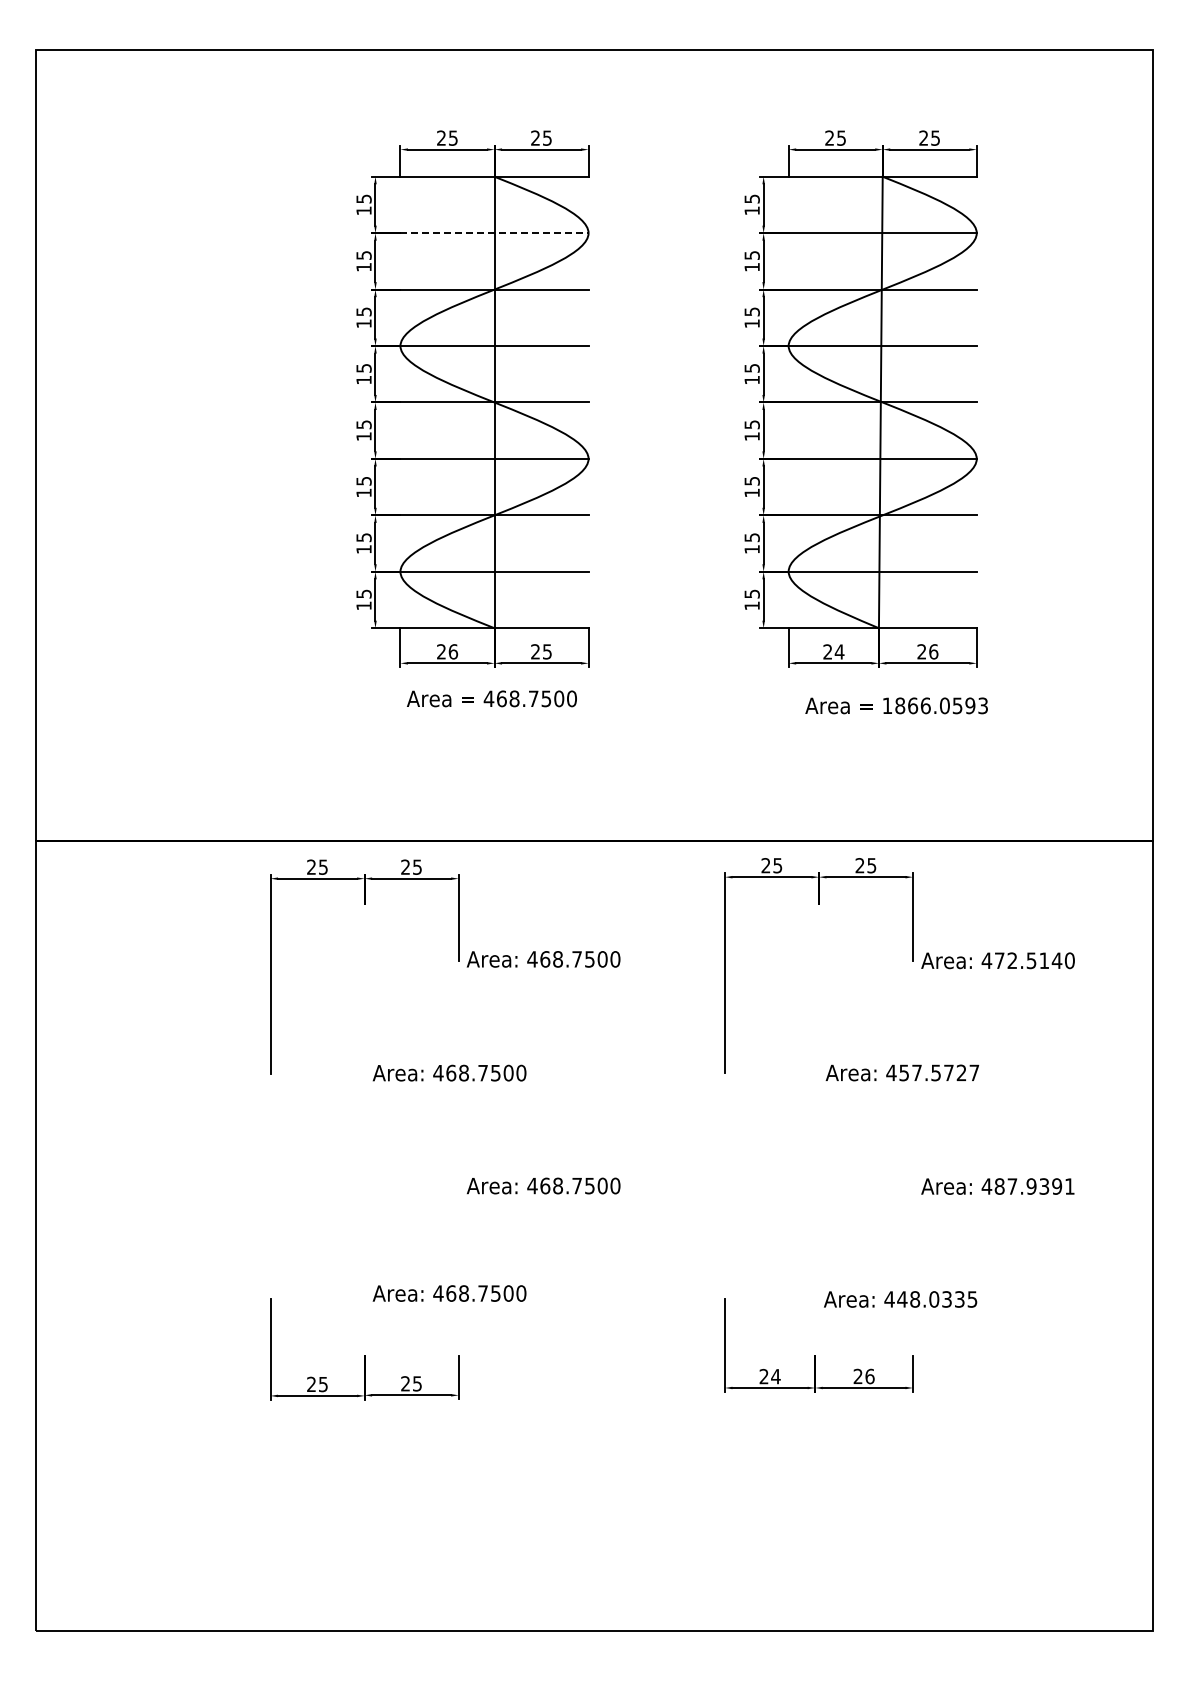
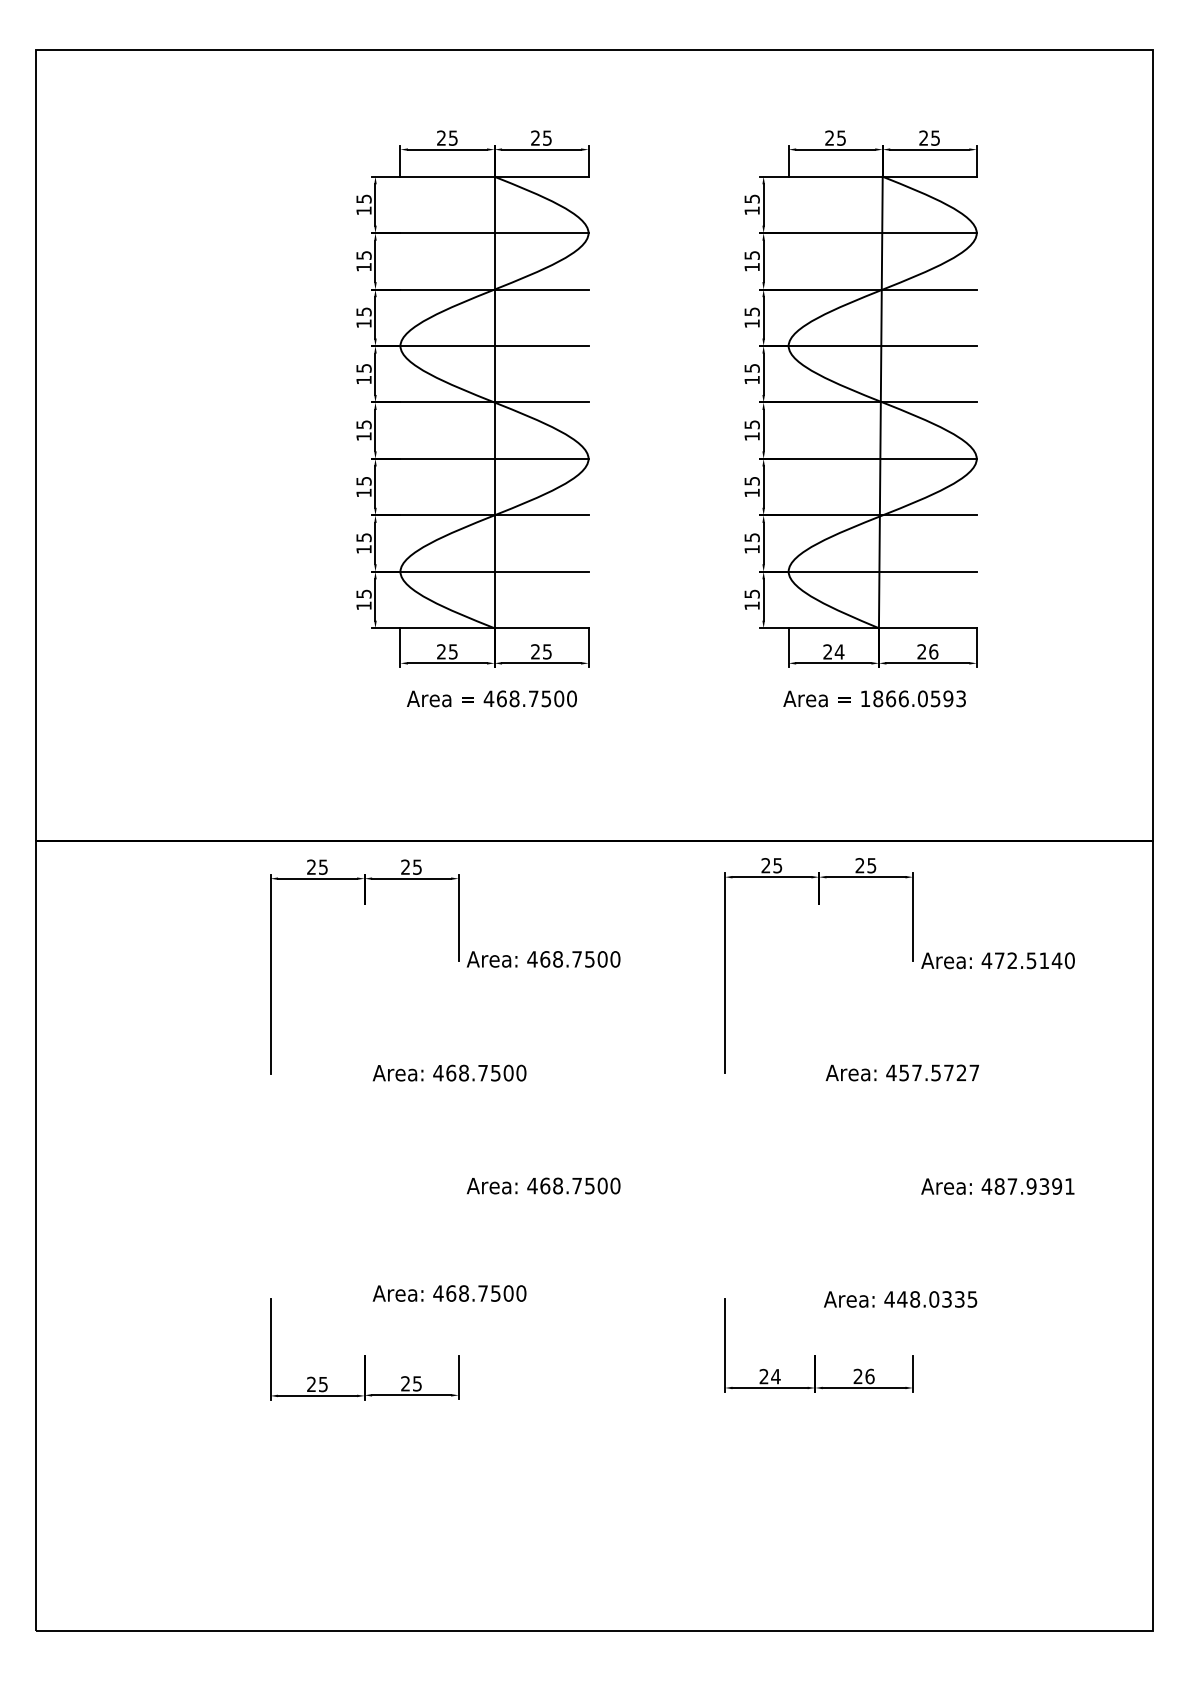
line: dashed -> solid (495, 233)
text: 26 -> 25 (453, 651)
text position: (896, 705) -> (874, 698) (874, 698)
